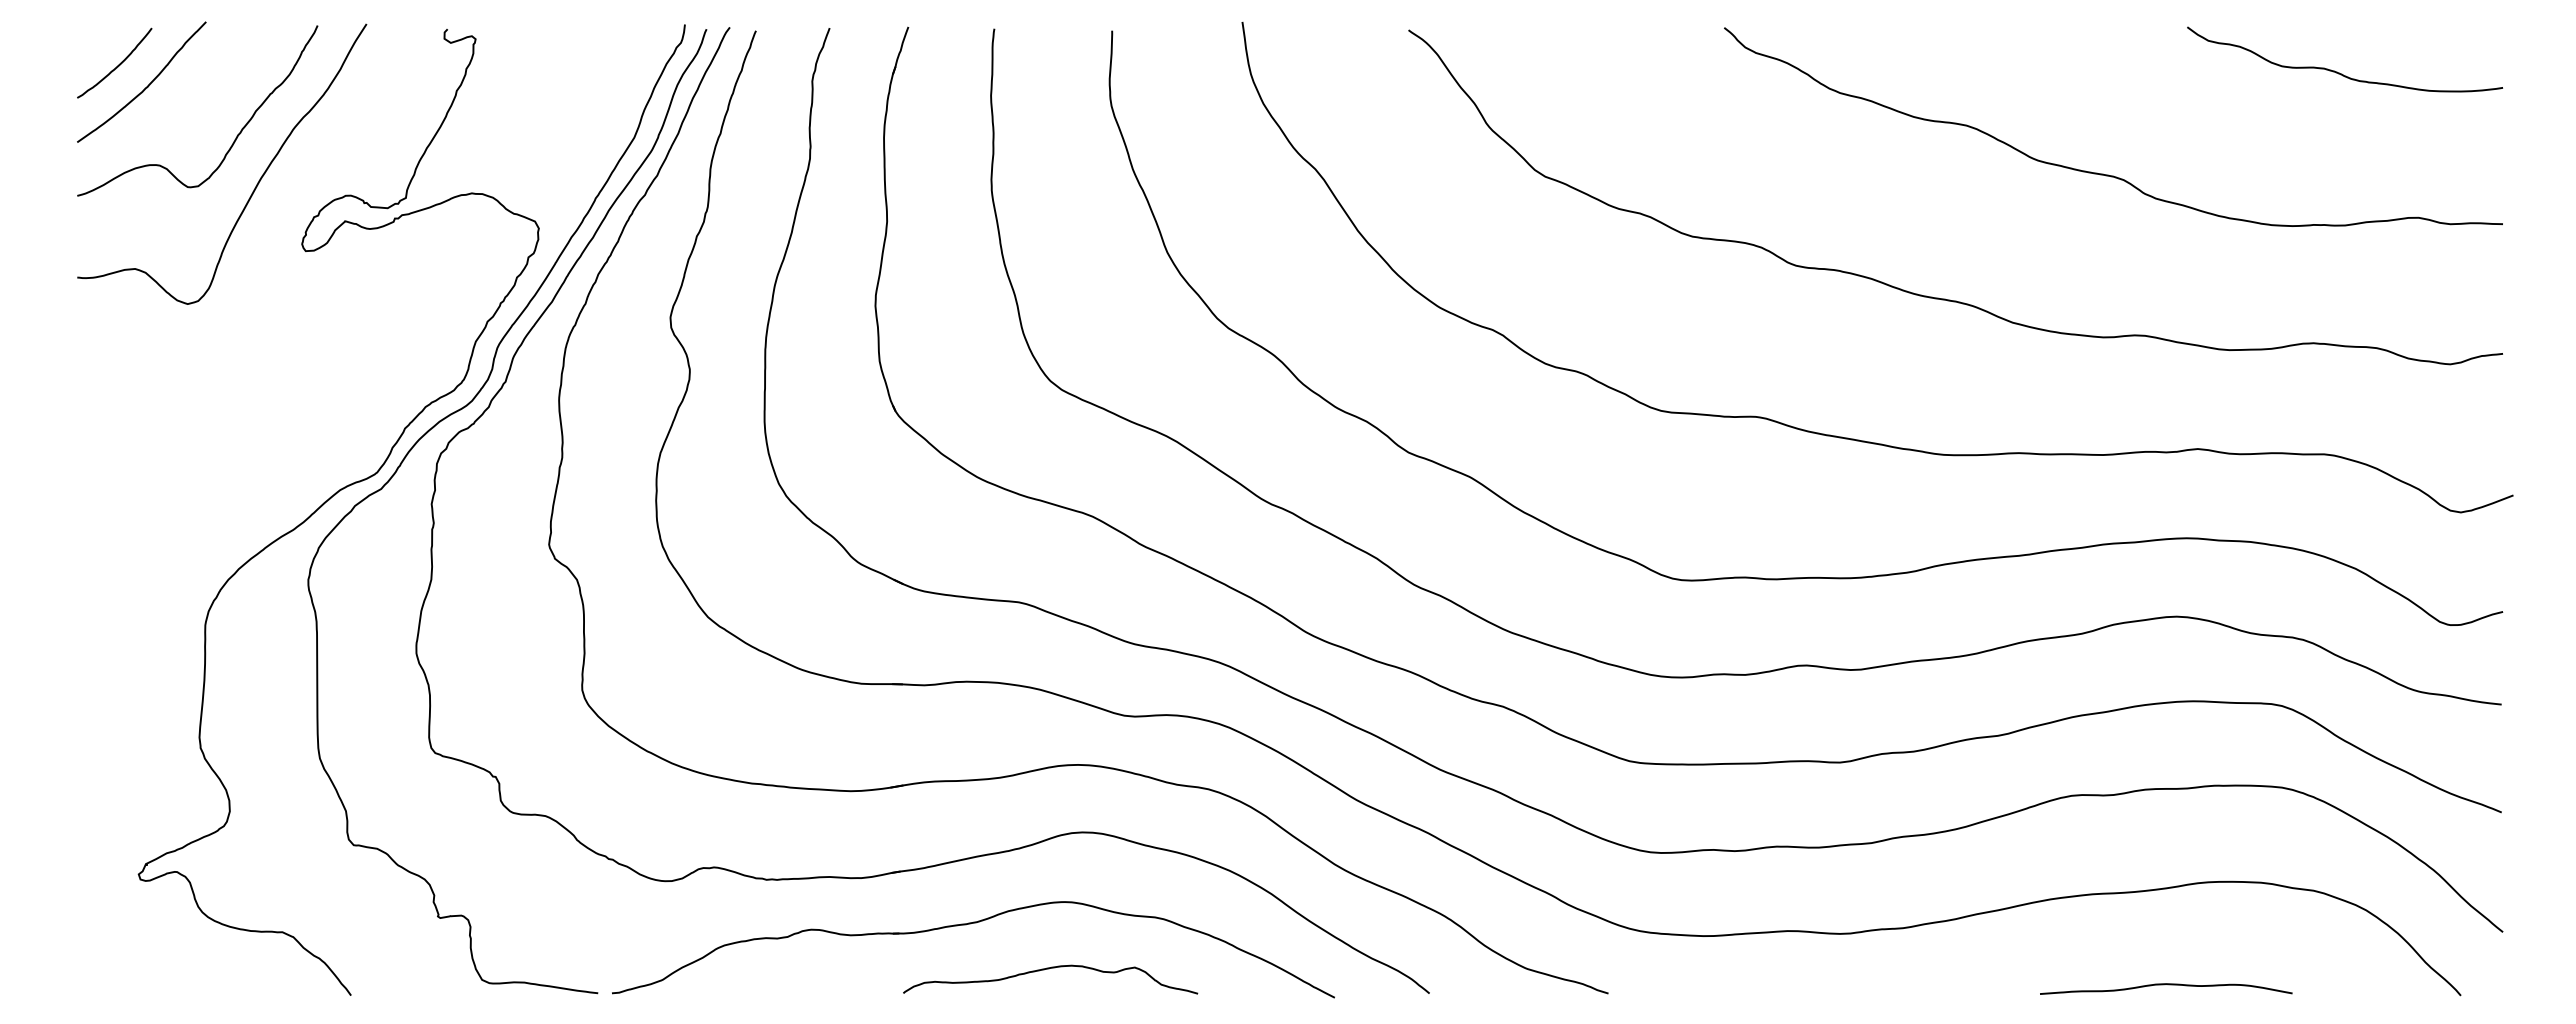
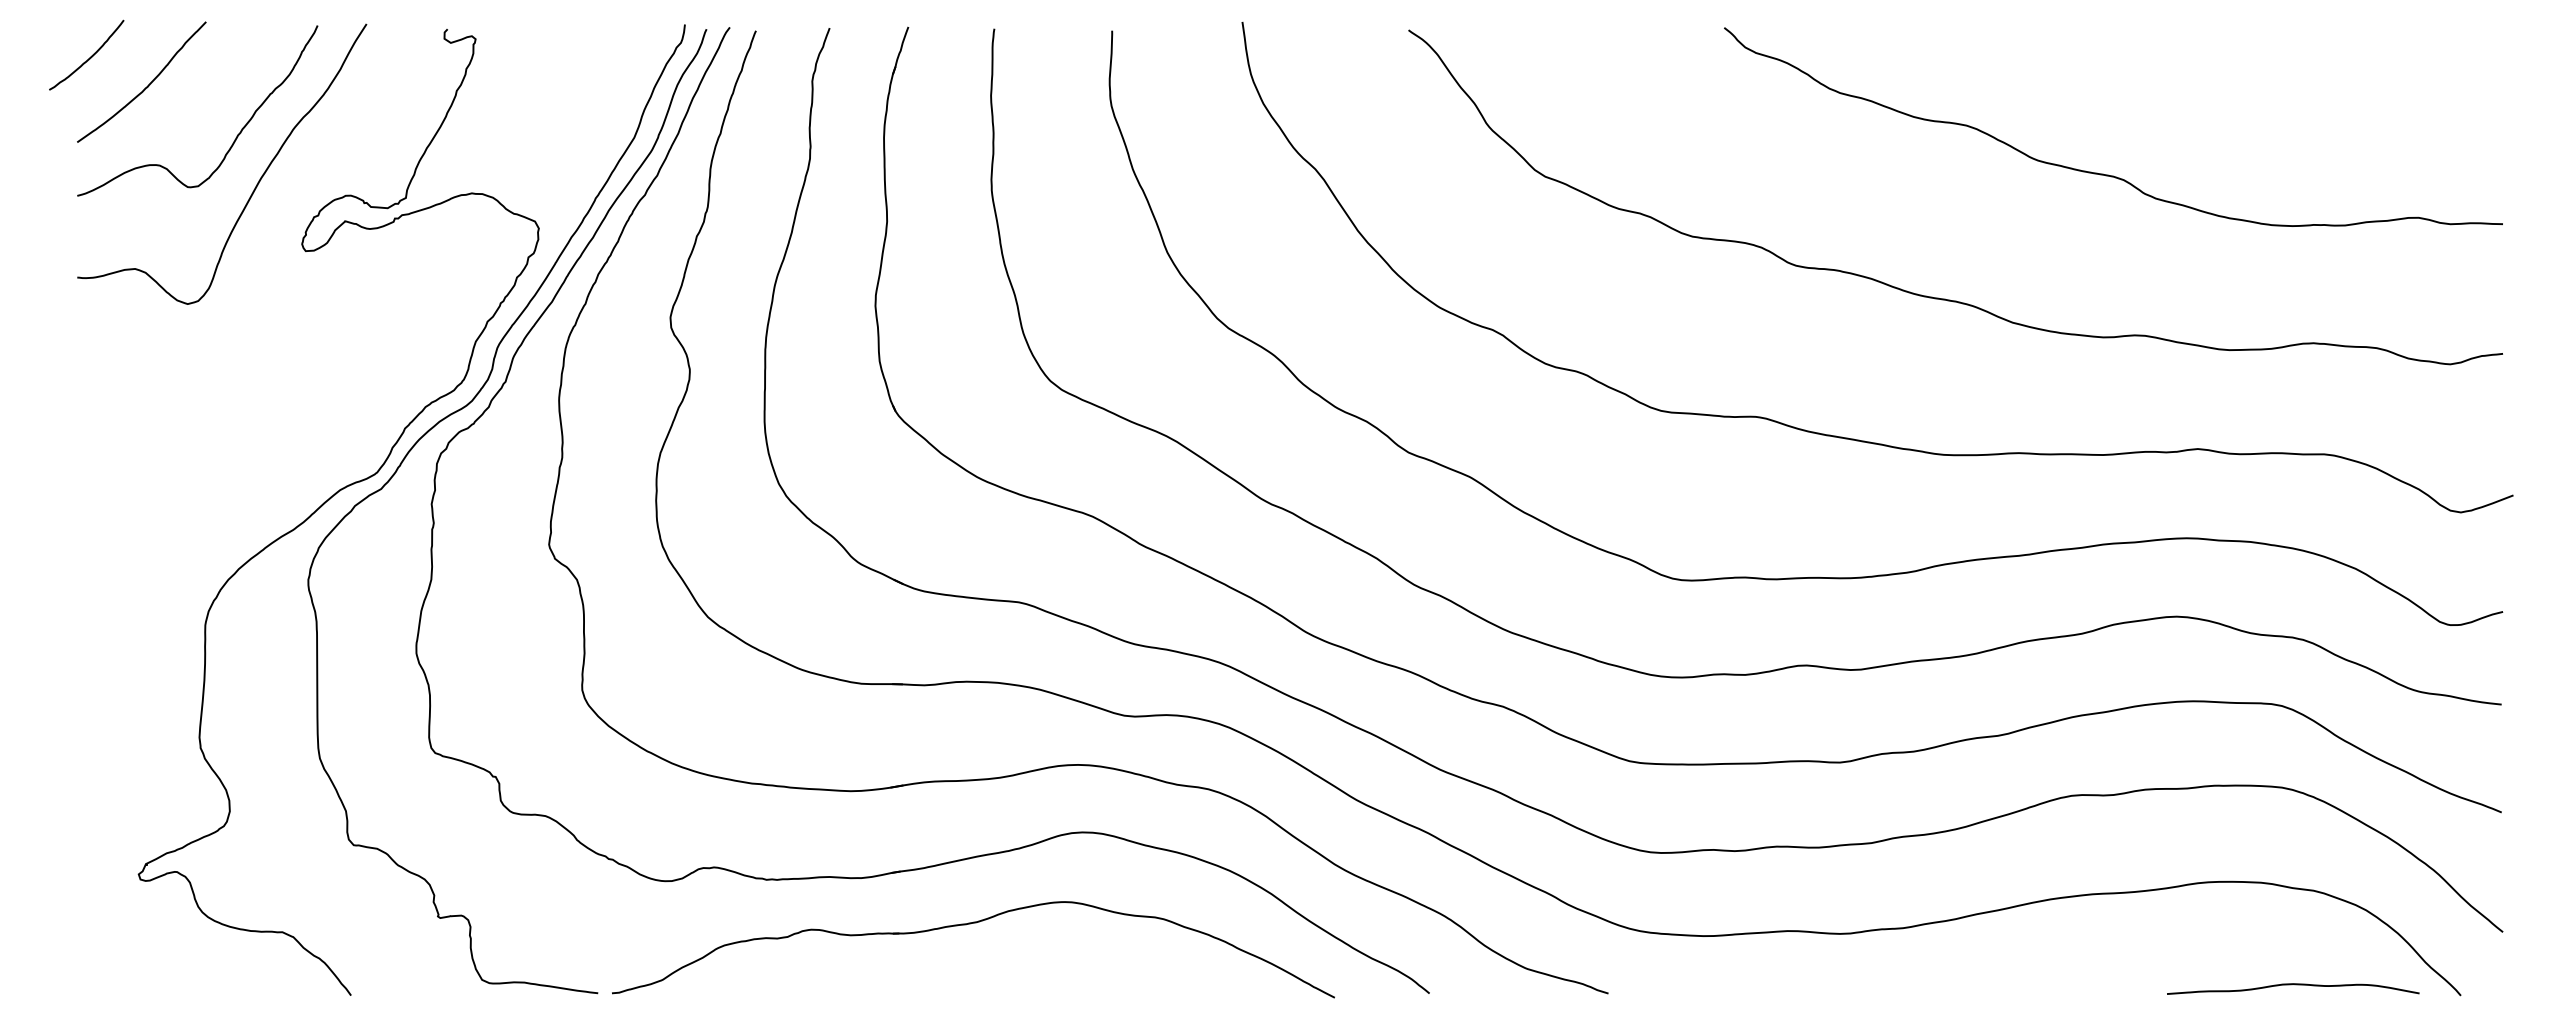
curve position: (117, 65) -> (89, 57) (89, 57)
curve: present -> none (2339, 72)
curve: present -> none (1049, 969)
curve position: (2167, 985) -> (2294, 985) (2294, 985)
